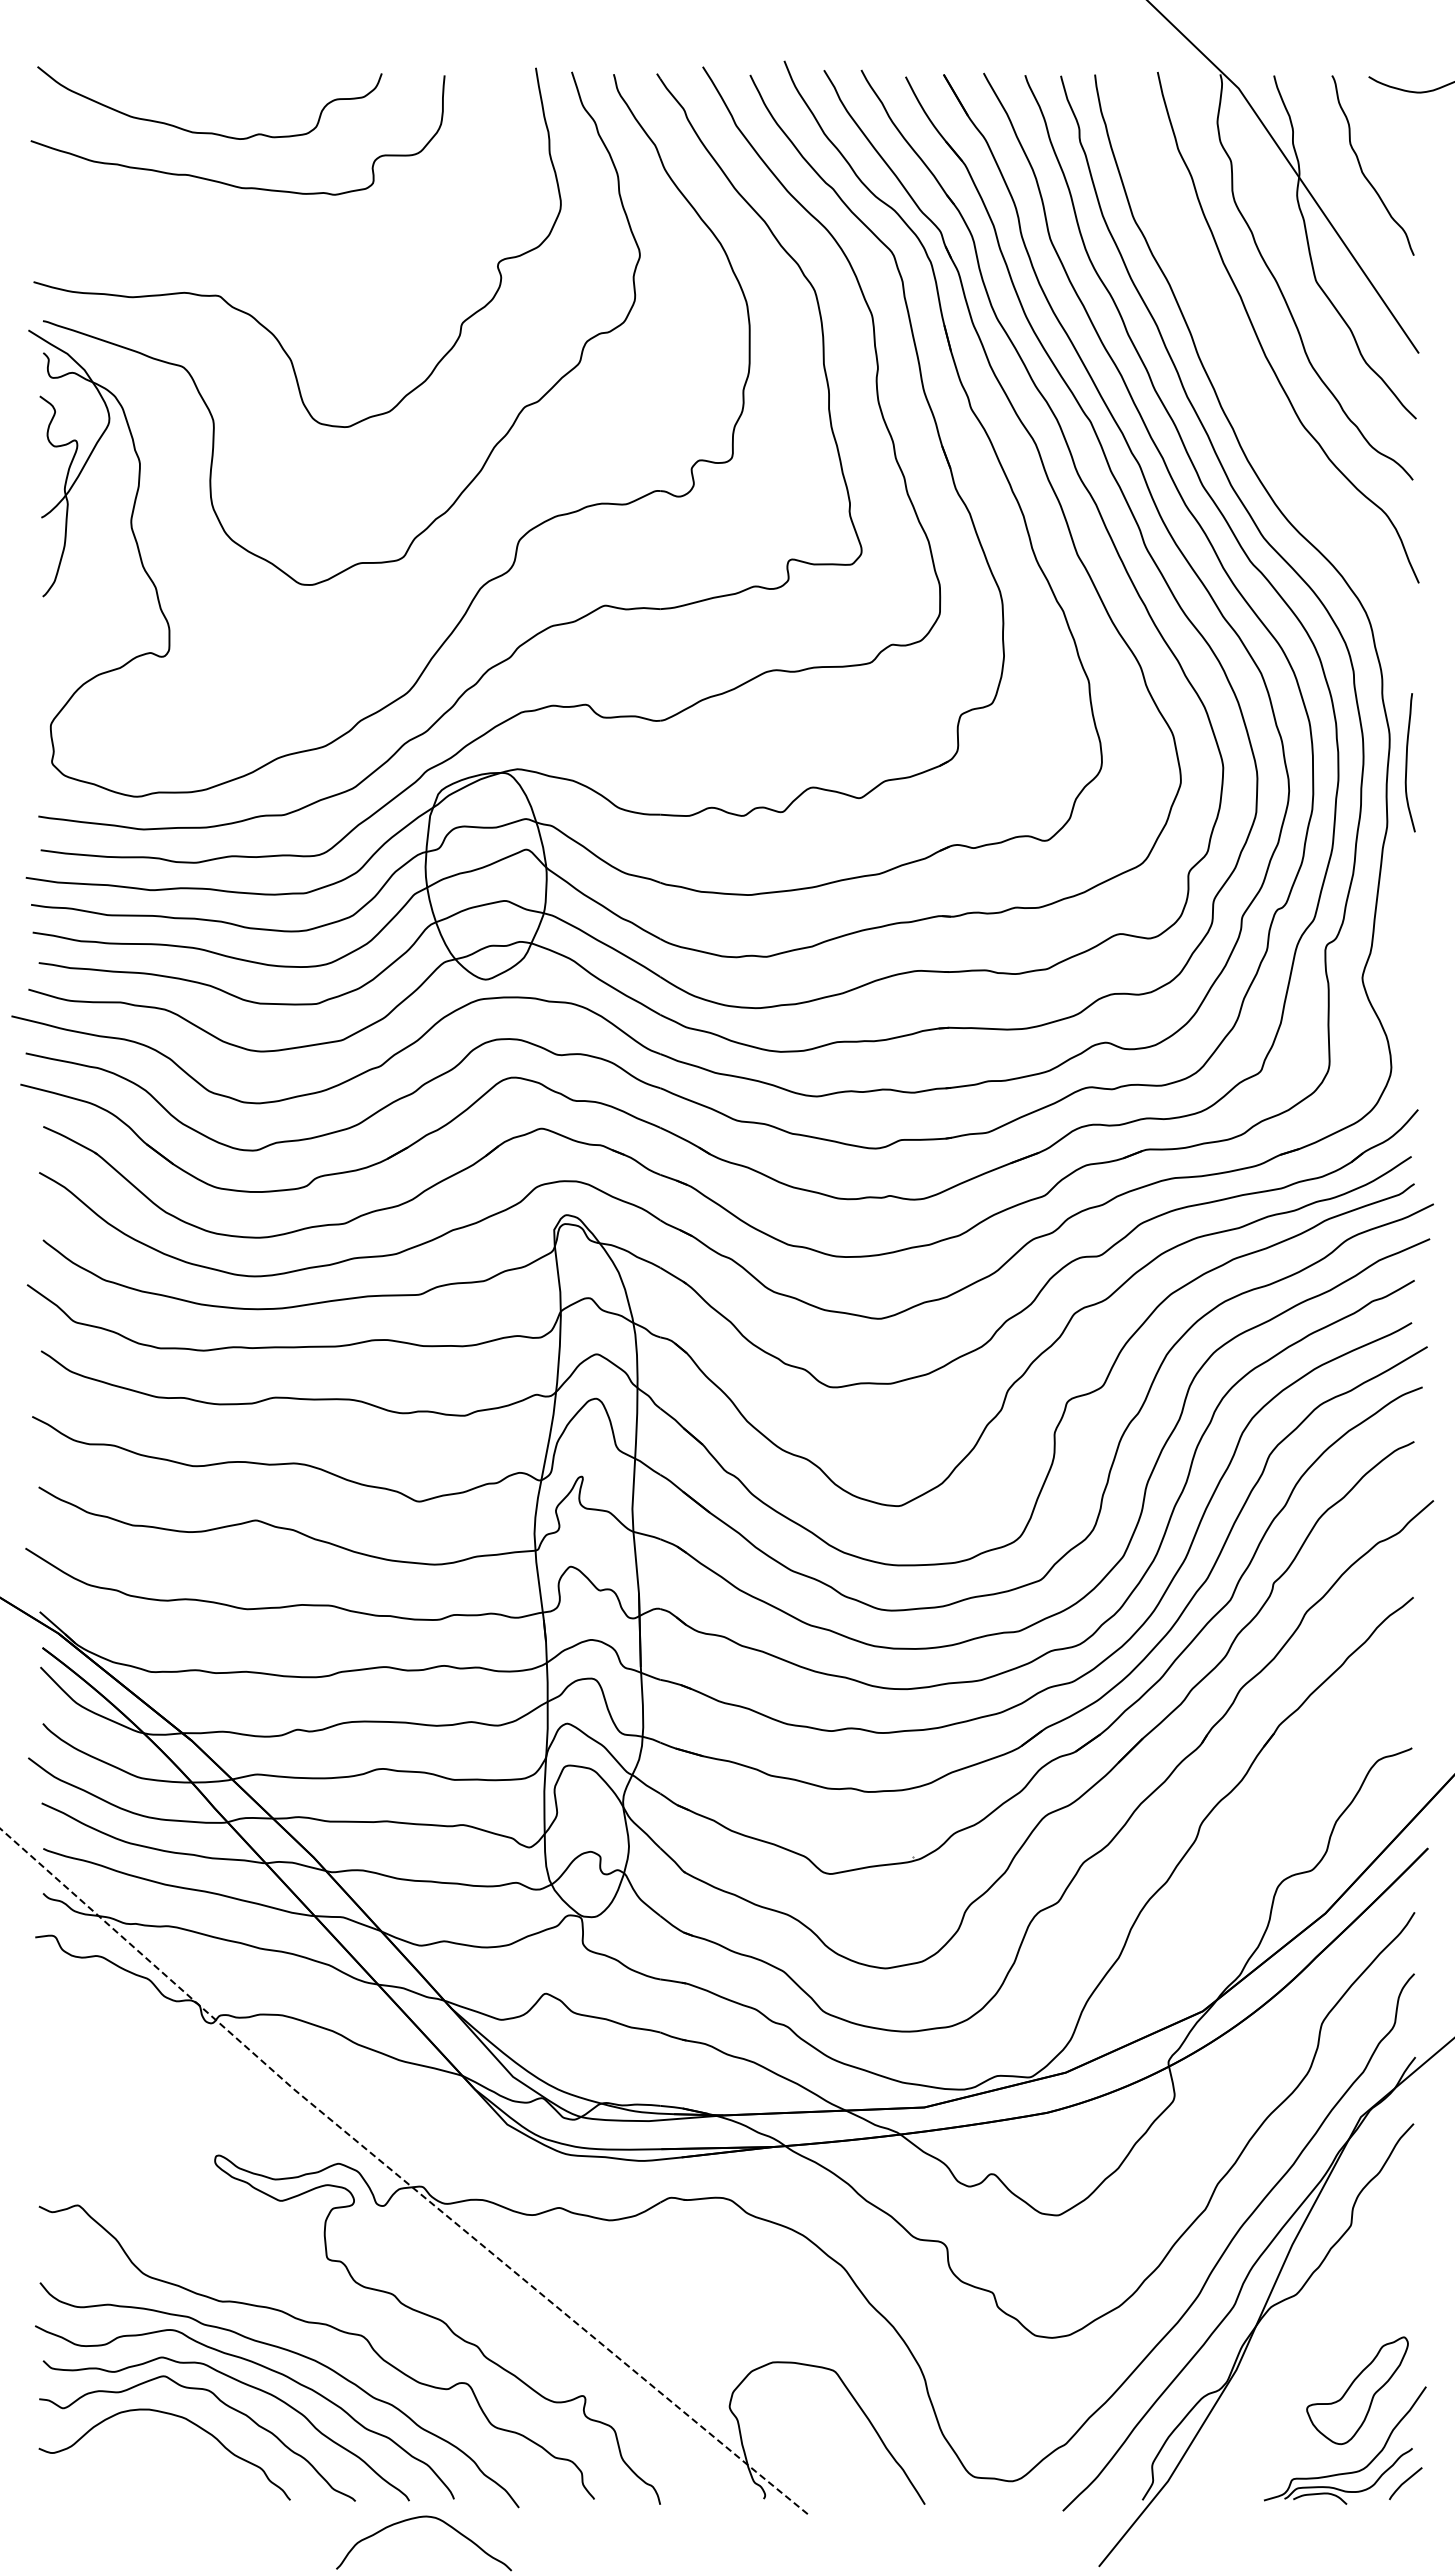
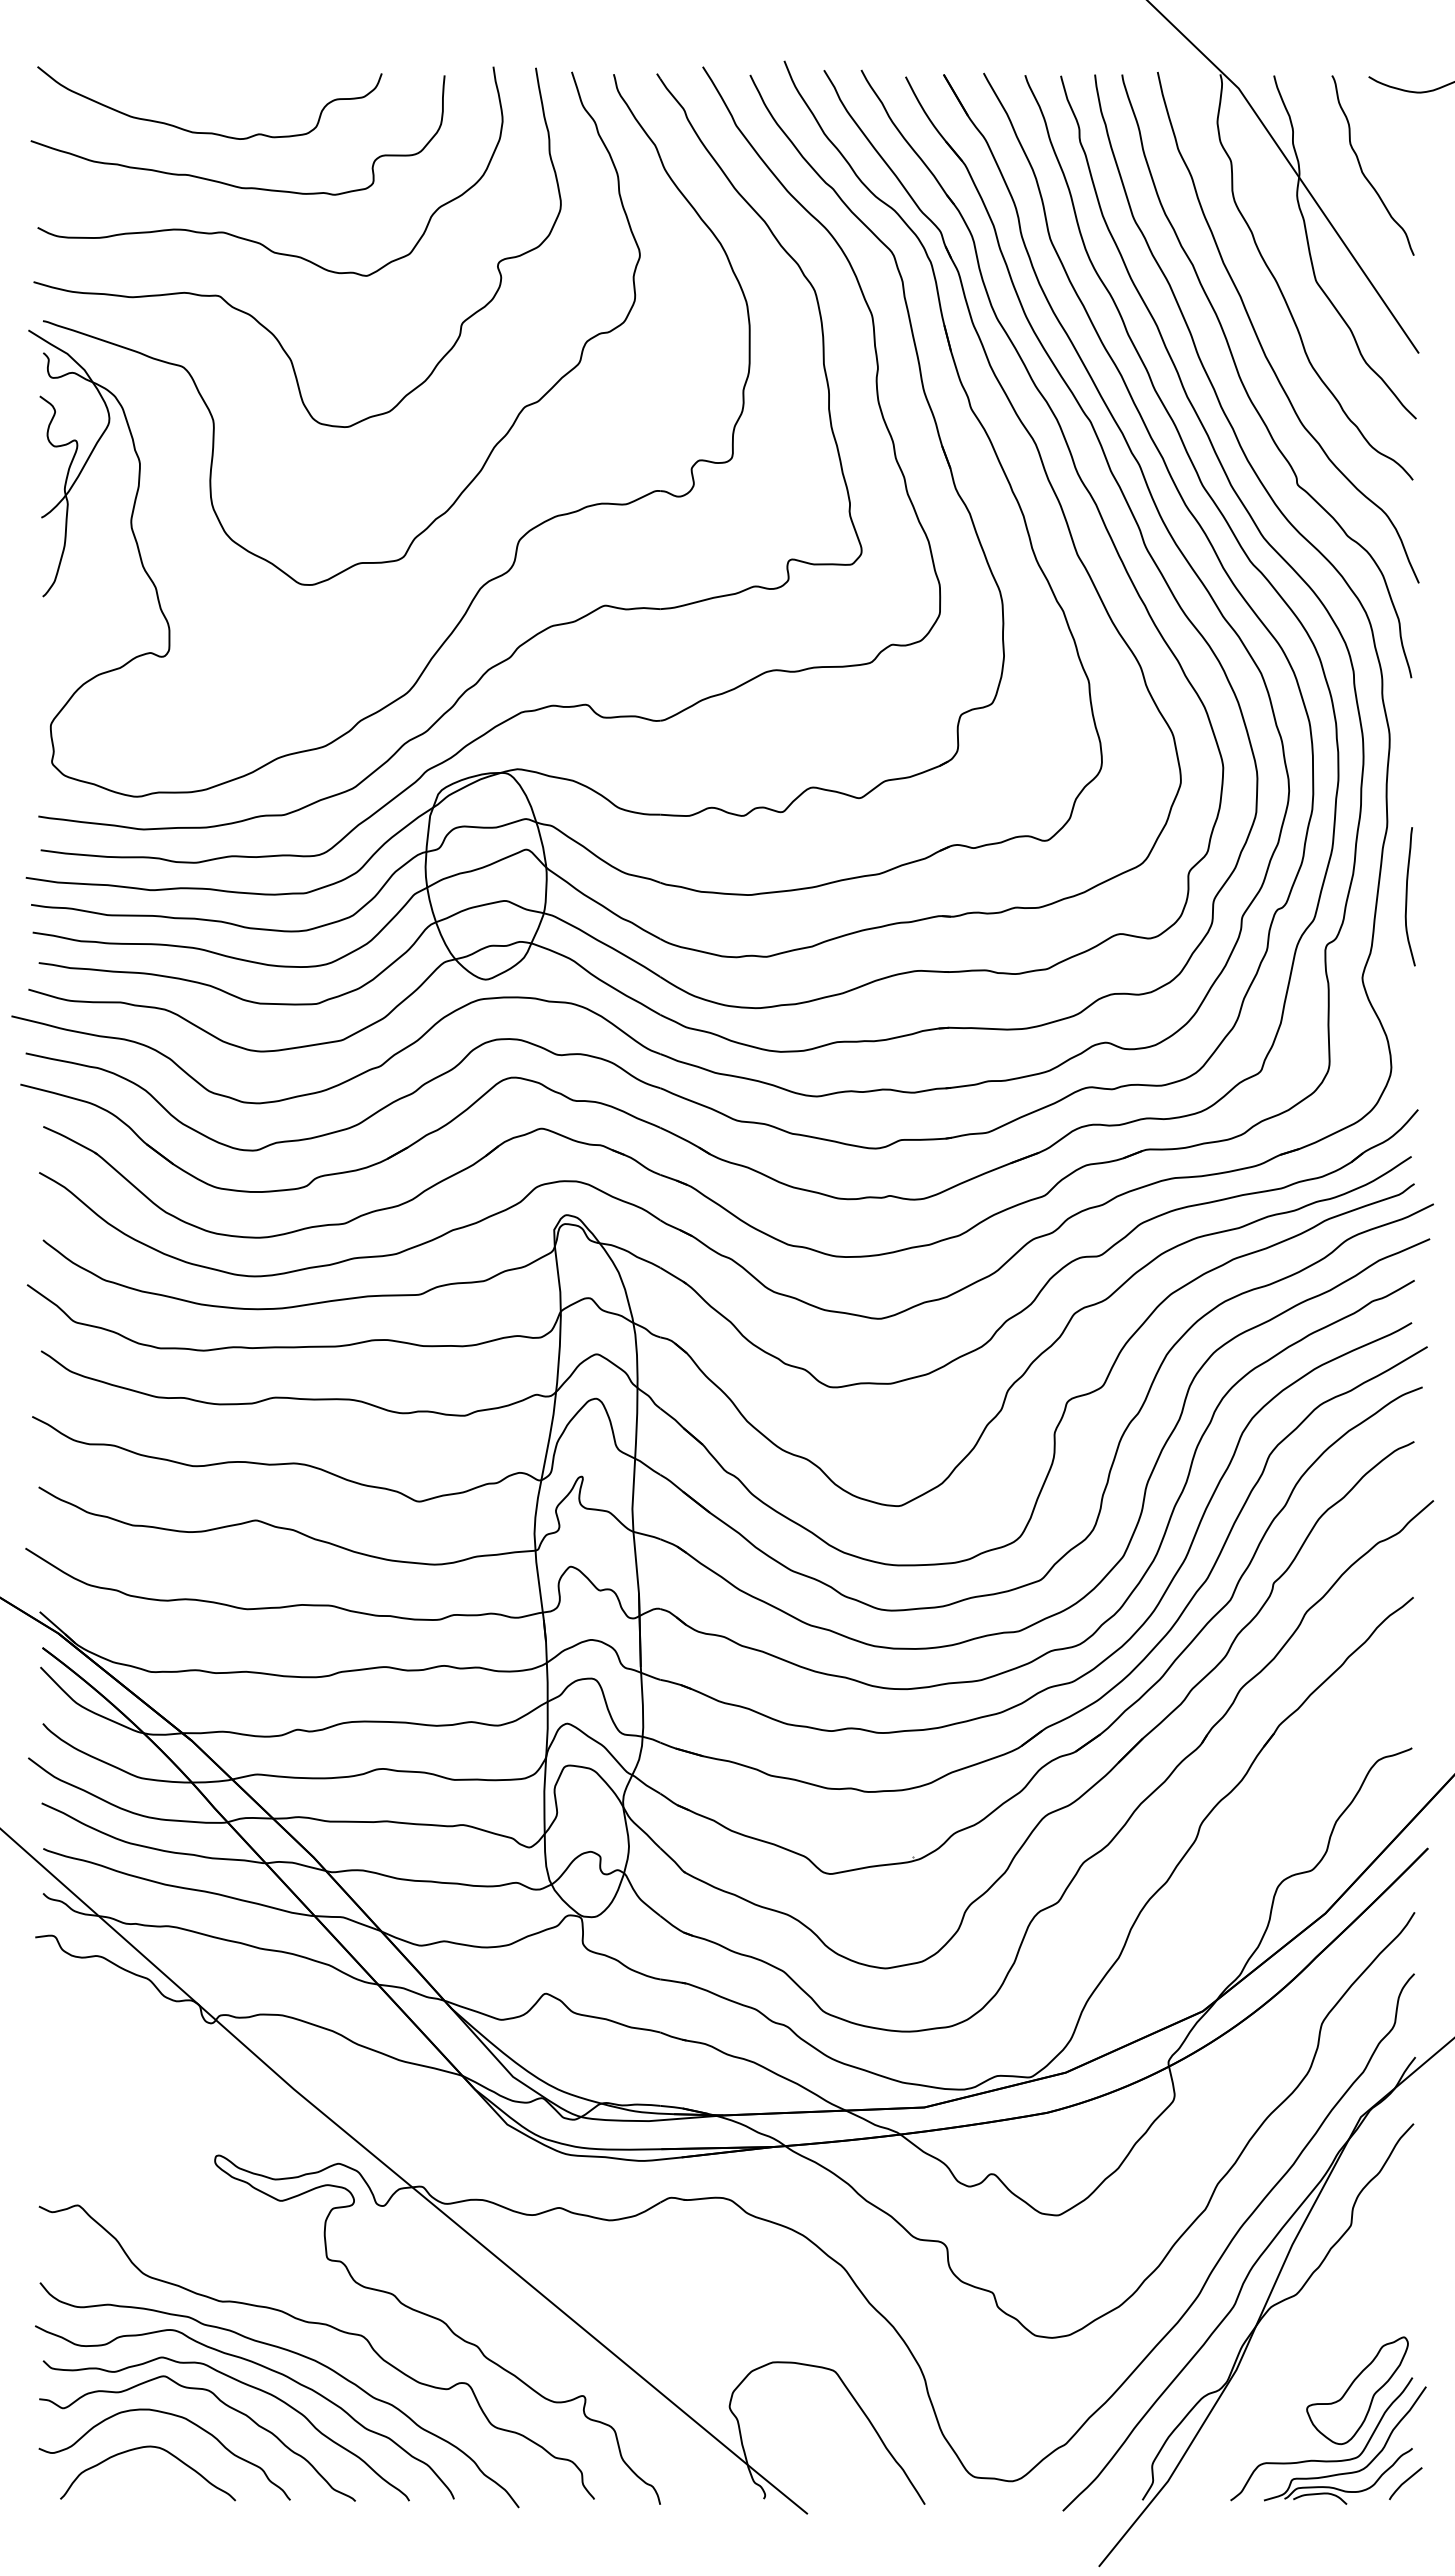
curve: none -> present (254, 240)
curve: none -> present (1245, 387)
curve position: (1407, 762) -> (1407, 896) (1407, 896)
line: dashed -> solid (399, 2176)
curve: none -> present (1321, 2460)
curve position: (418, 2518) -> (142, 2448) (142, 2448)
